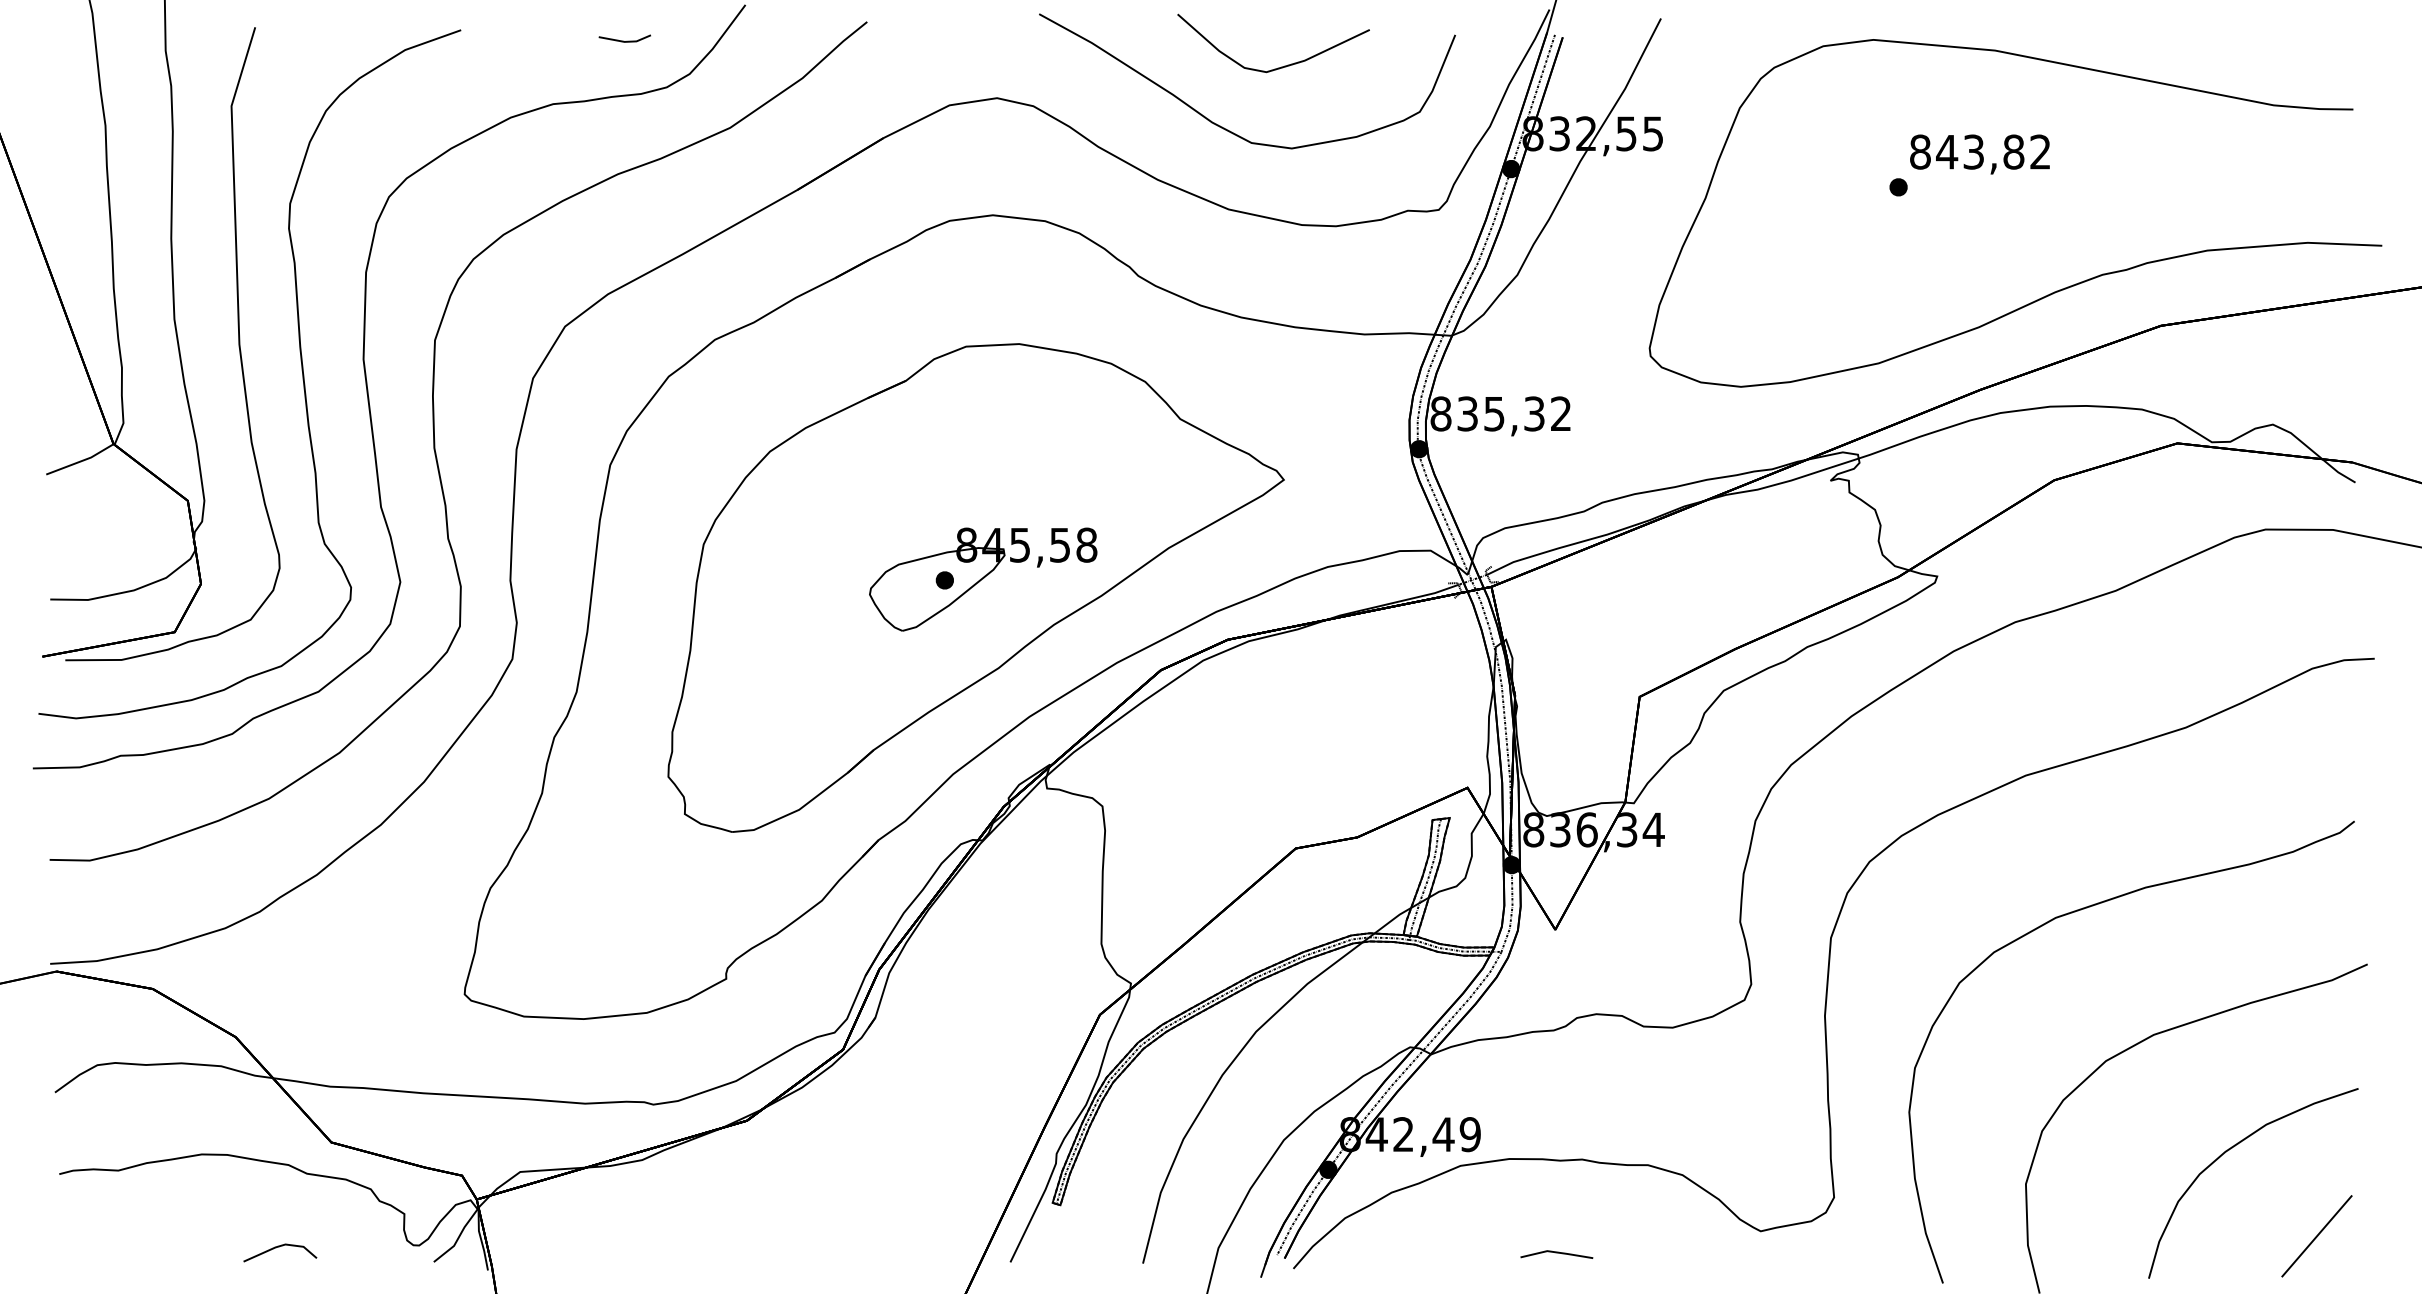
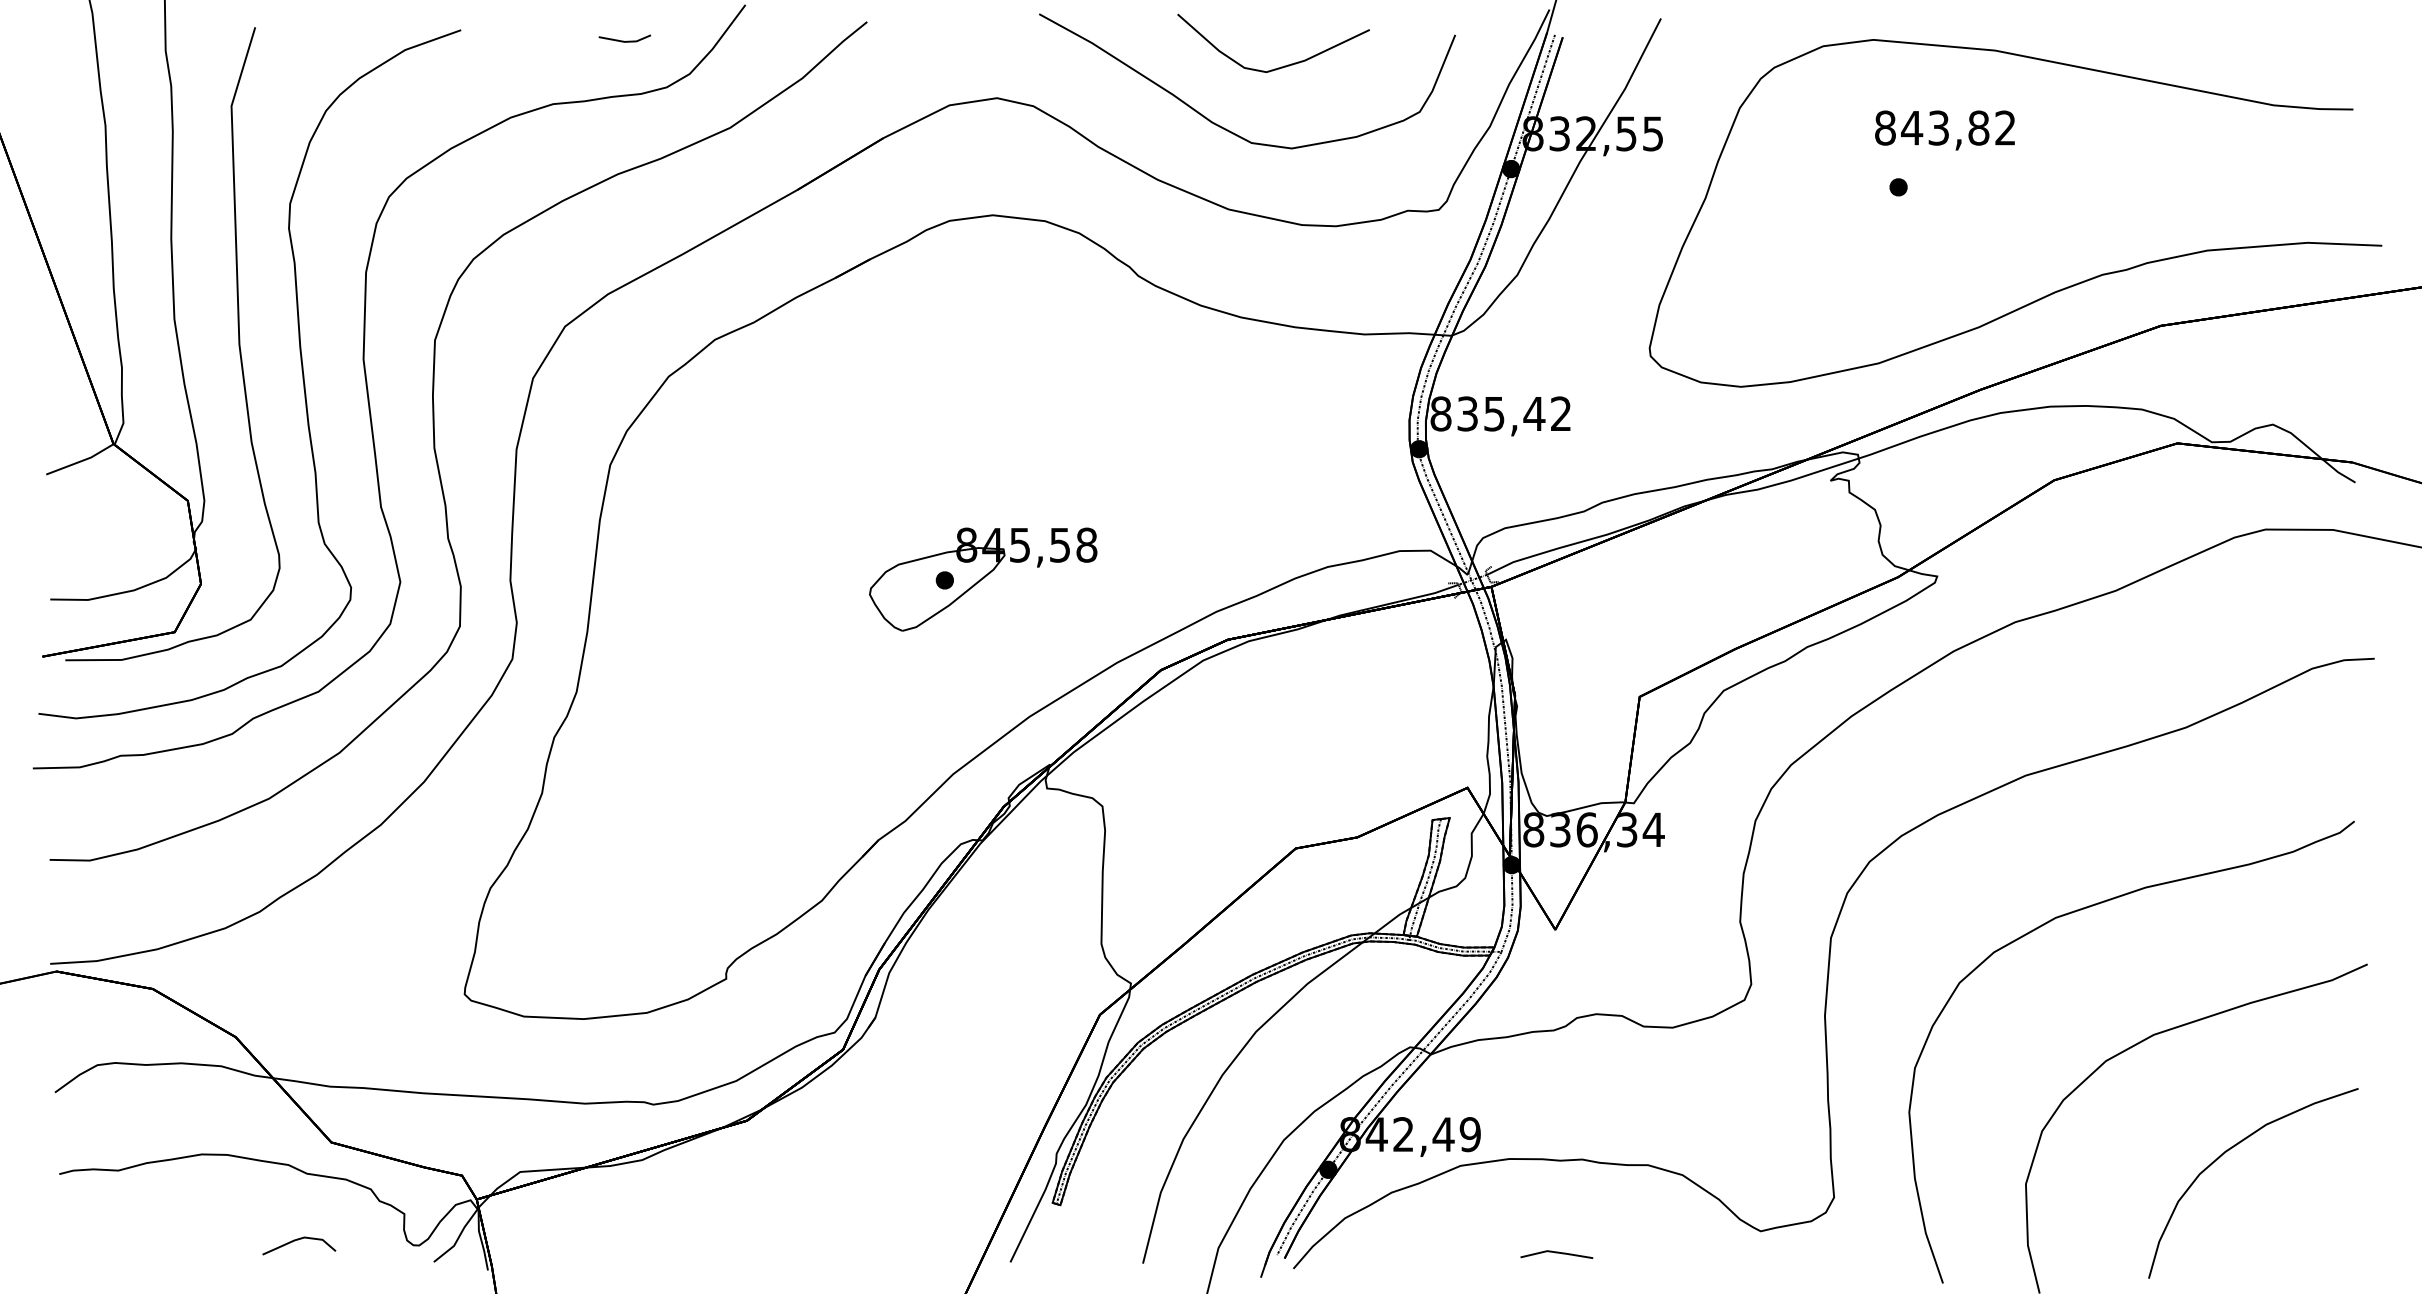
text position: (1979, 154) -> (1944, 130) (1944, 130)
text: 835,32 -> 835,42 (1534, 413)
part: present -> none (975, 587)
line: present -> none (2316, 1236)
curve position: (279, 1247) -> (298, 1240) (298, 1240)
